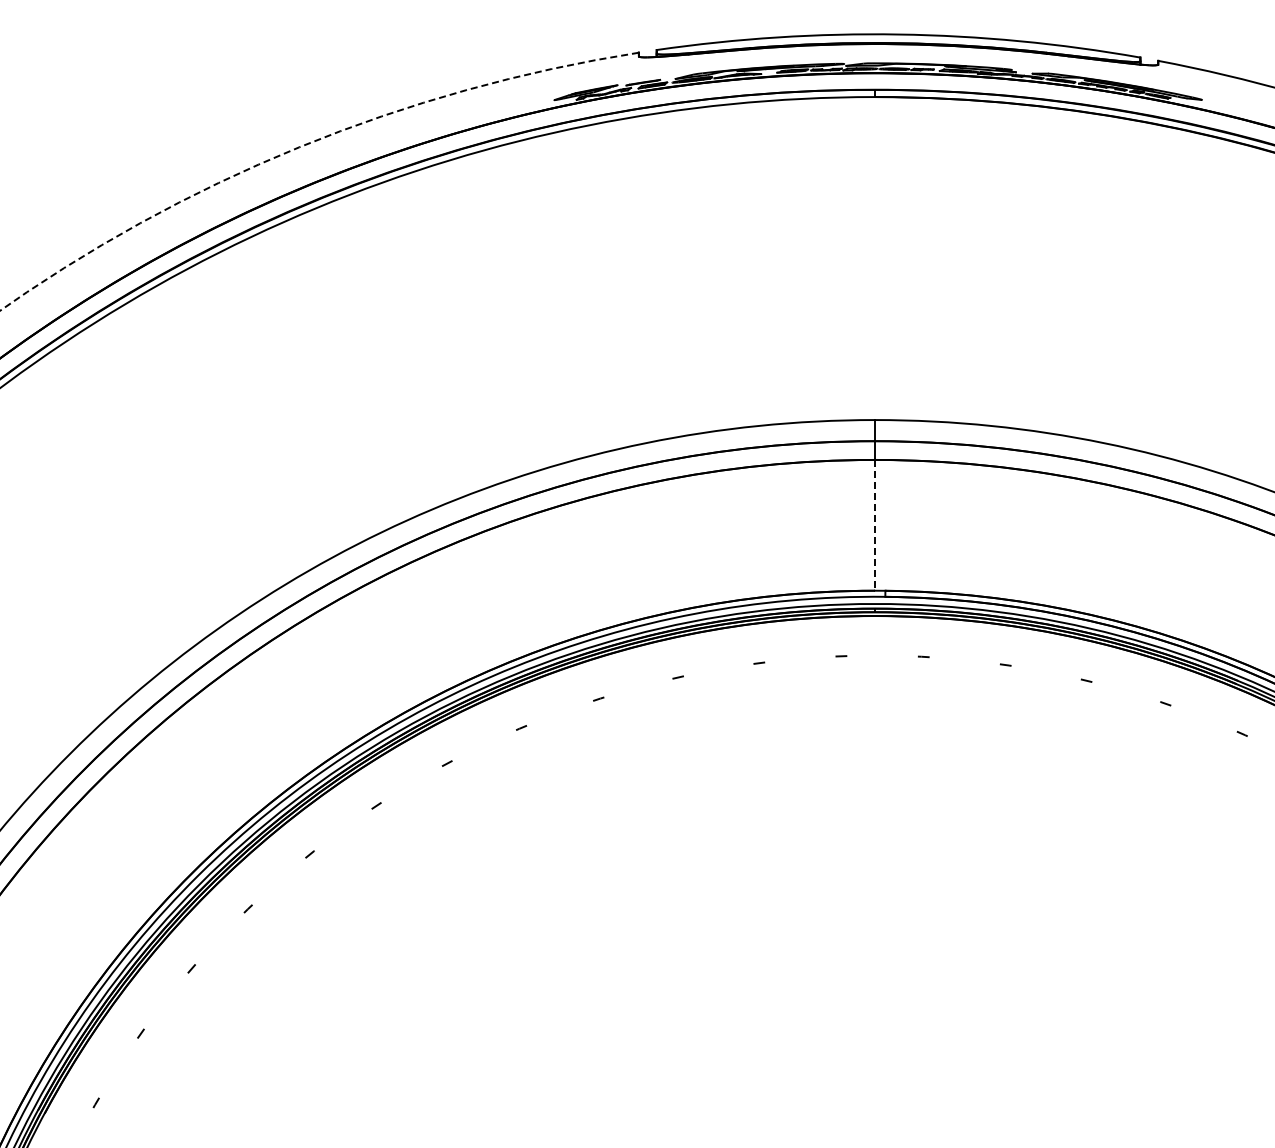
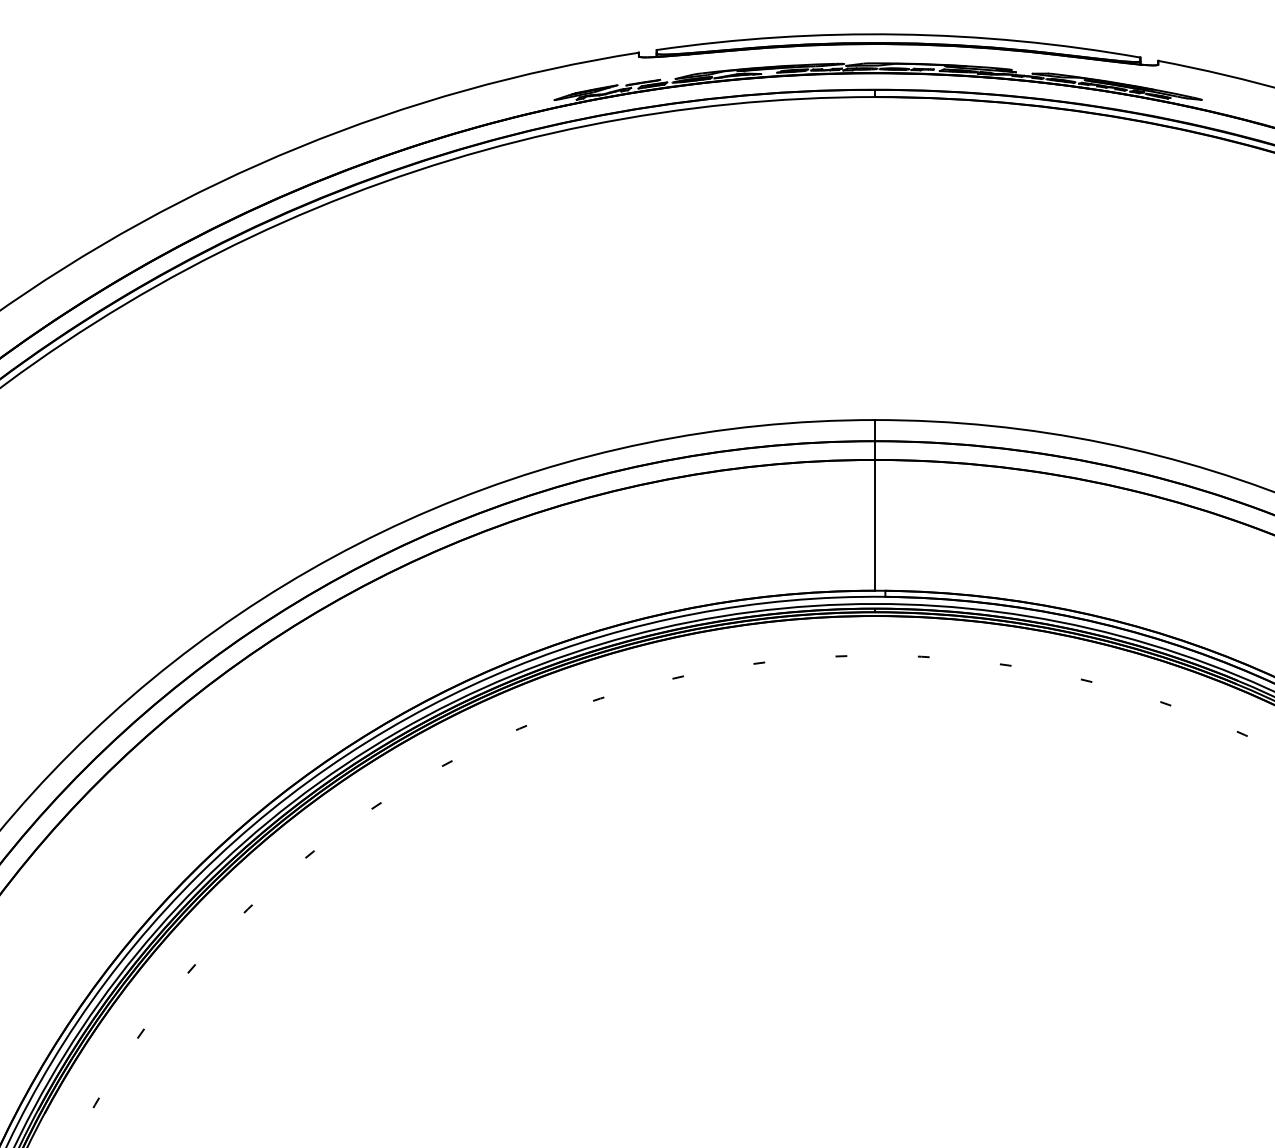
arc: dashed -> solid (304, 145)
line: dashed -> solid (875, 525)
